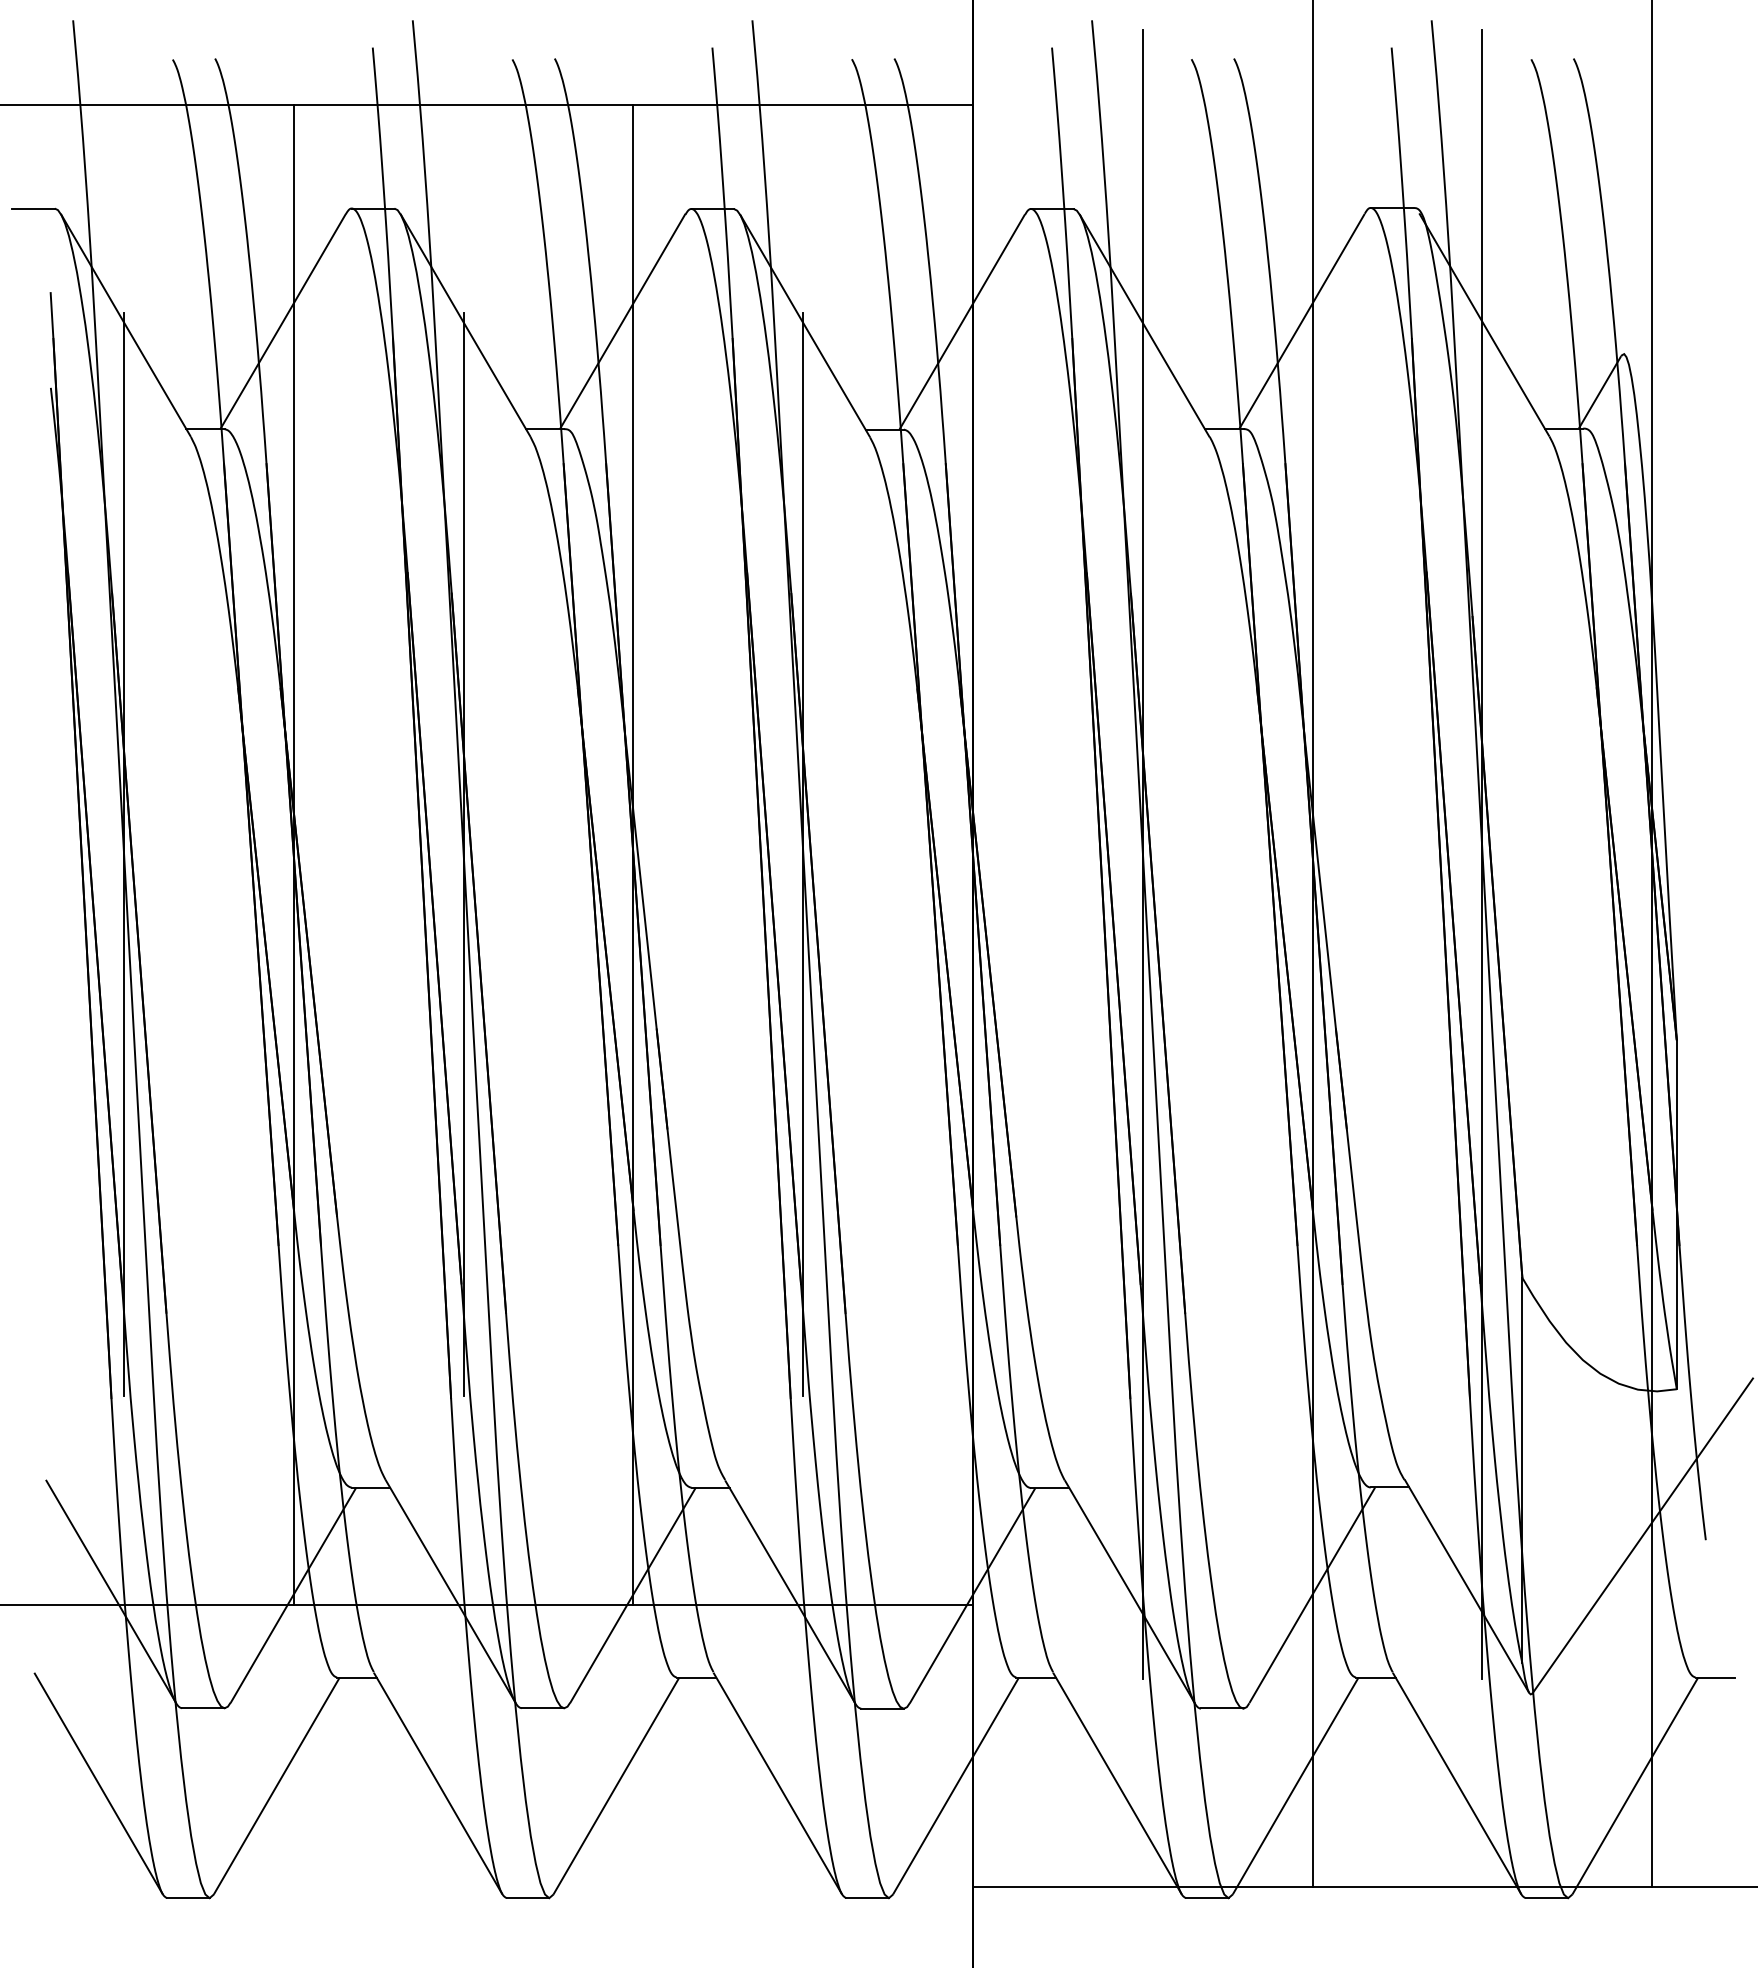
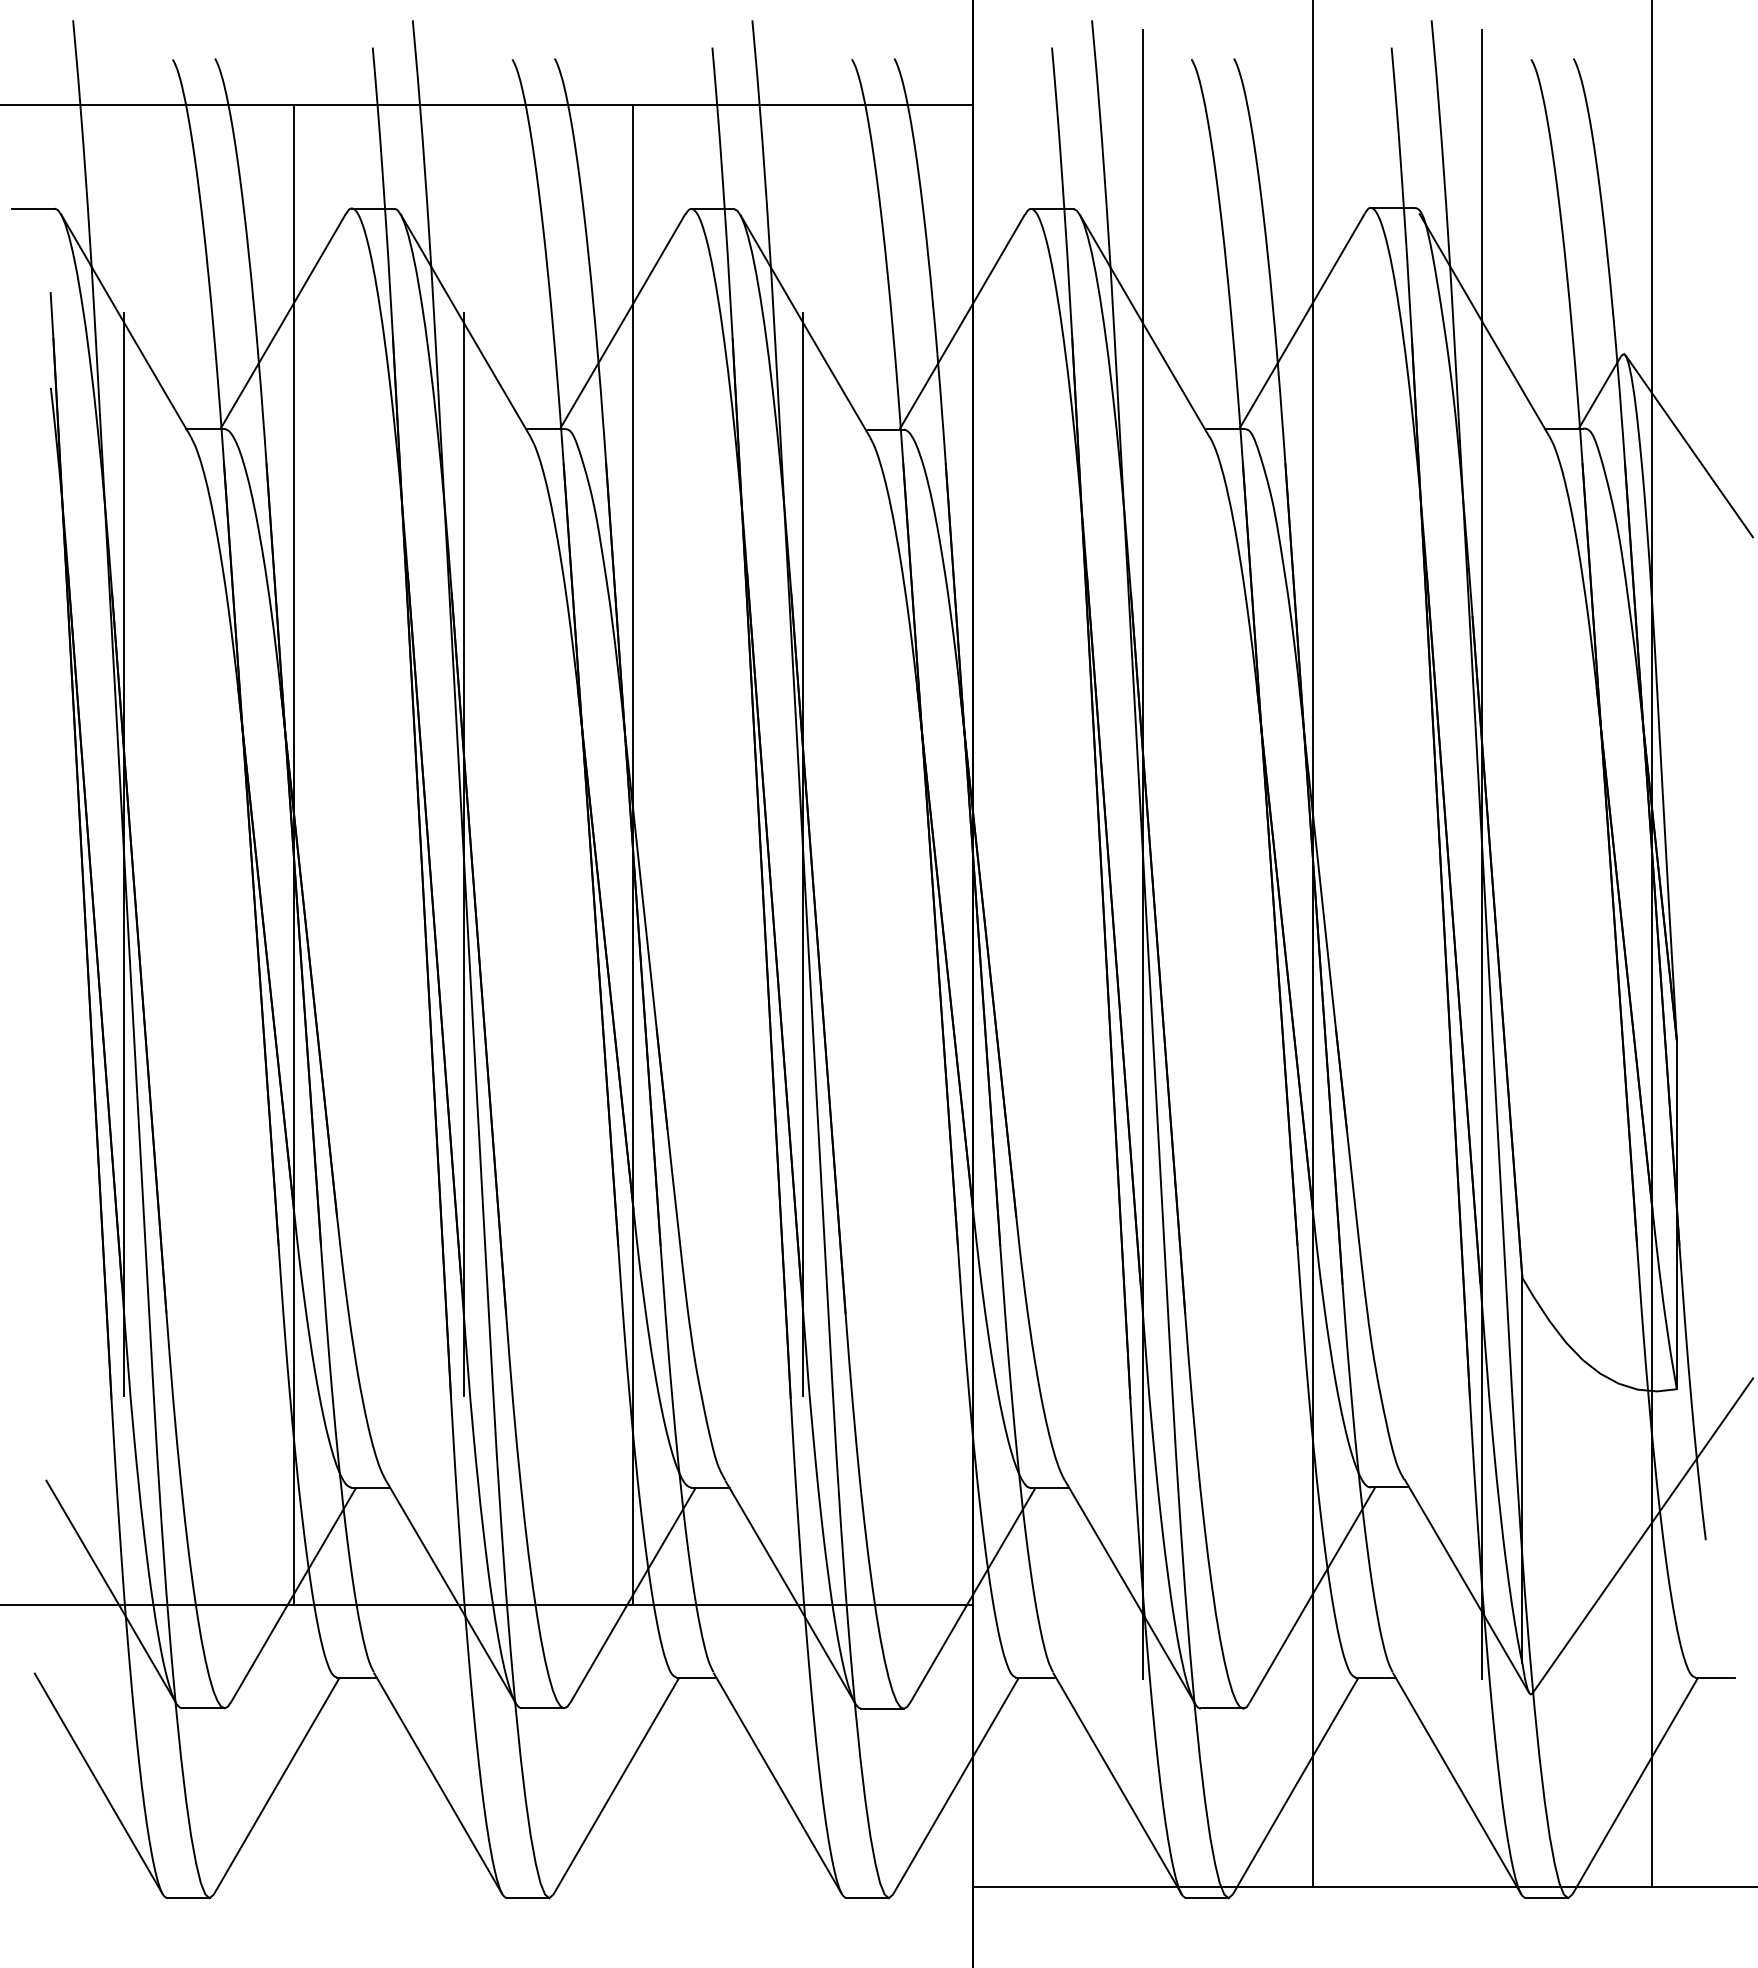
line: none -> present (1689, 446)
